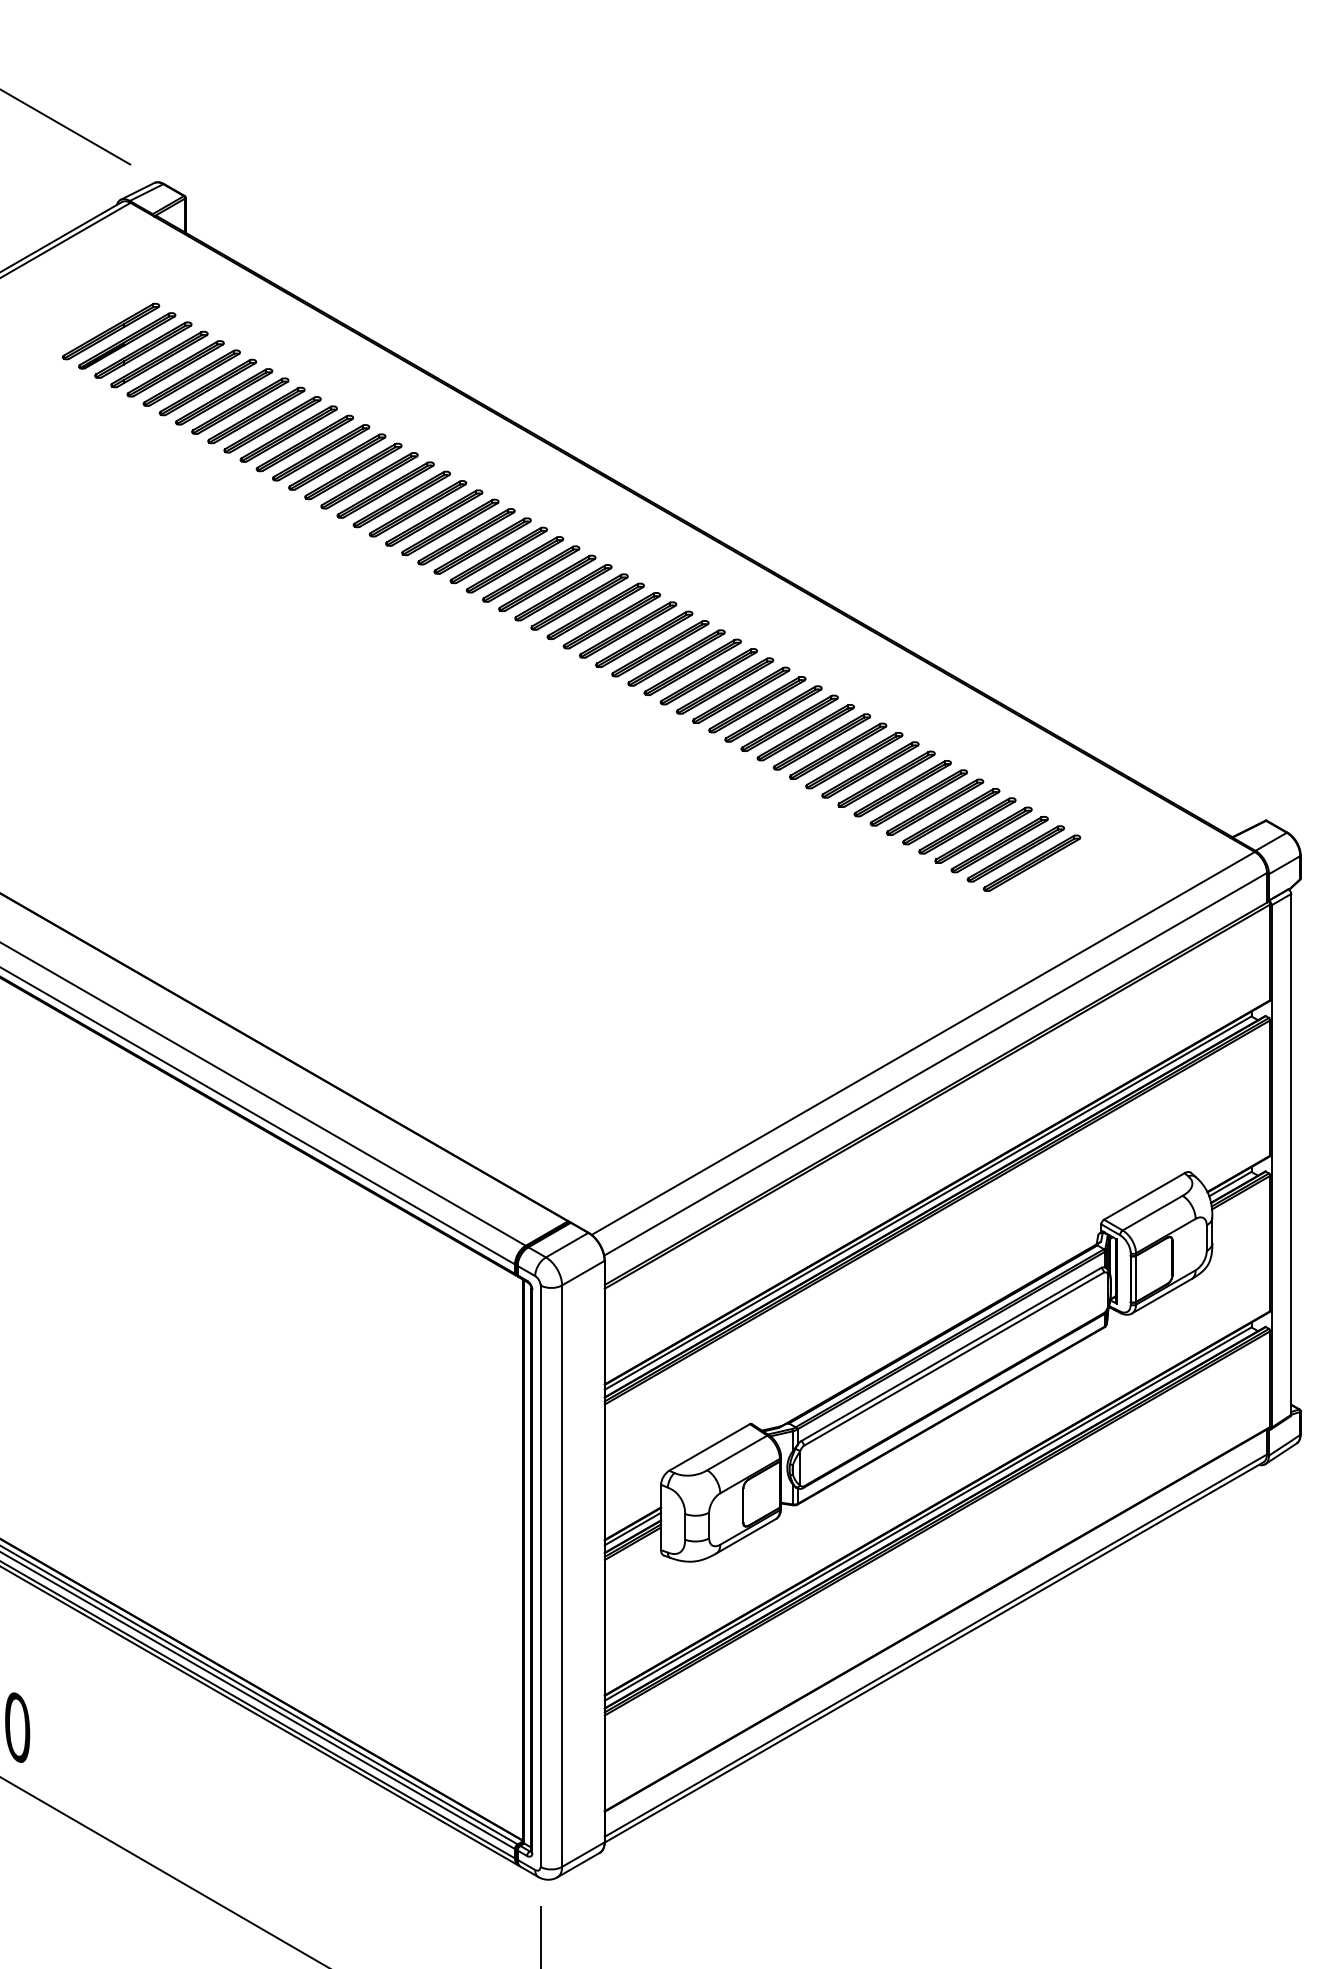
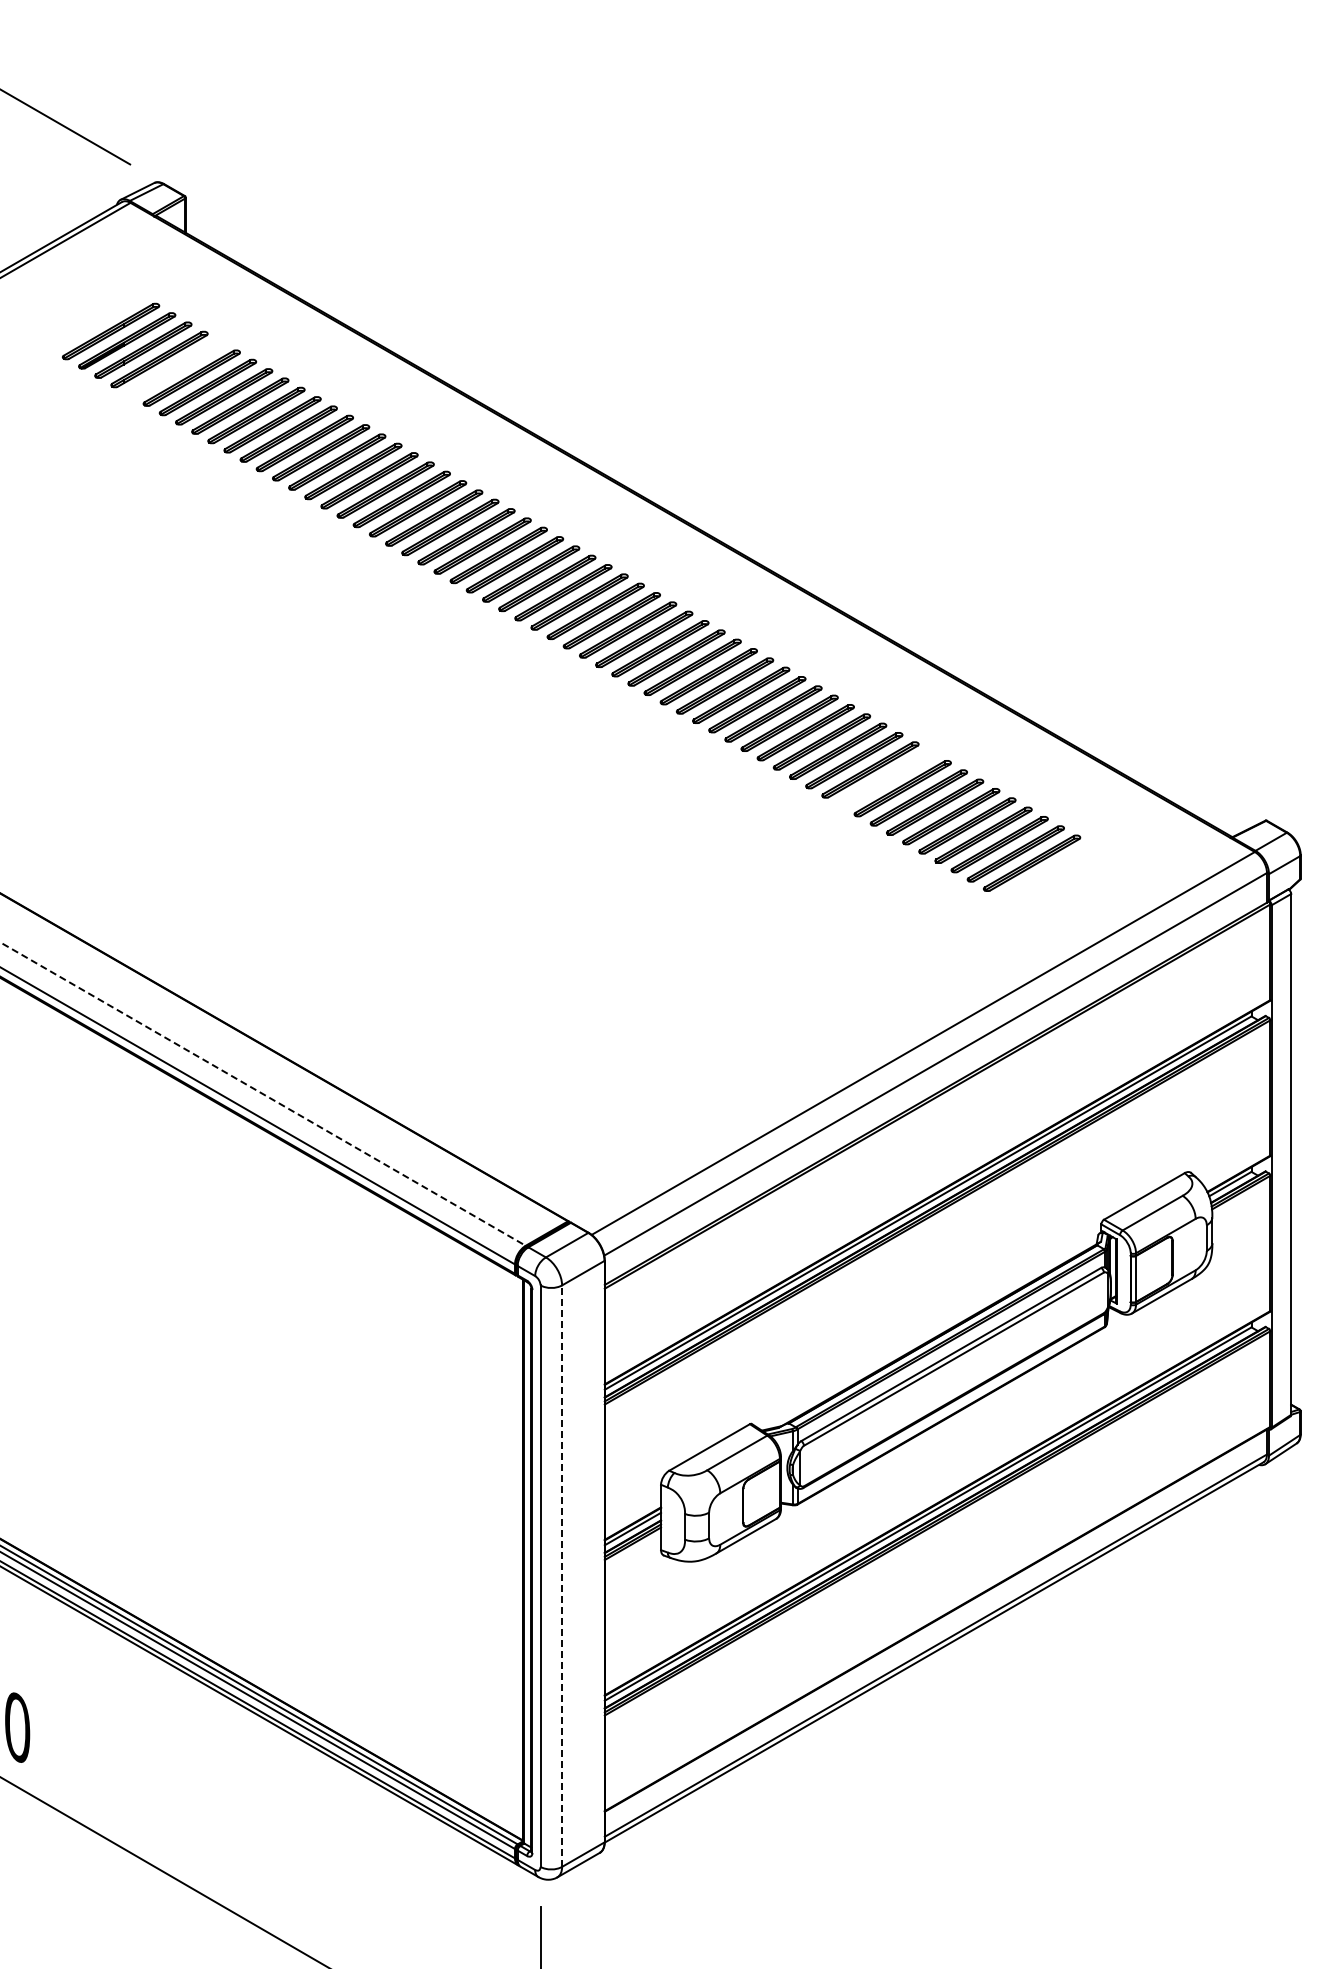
part: present -> none (175, 368)
part: present -> none (886, 778)
line: solid -> dashed (263, 1094)
line: solid -> dashed (562, 1576)
